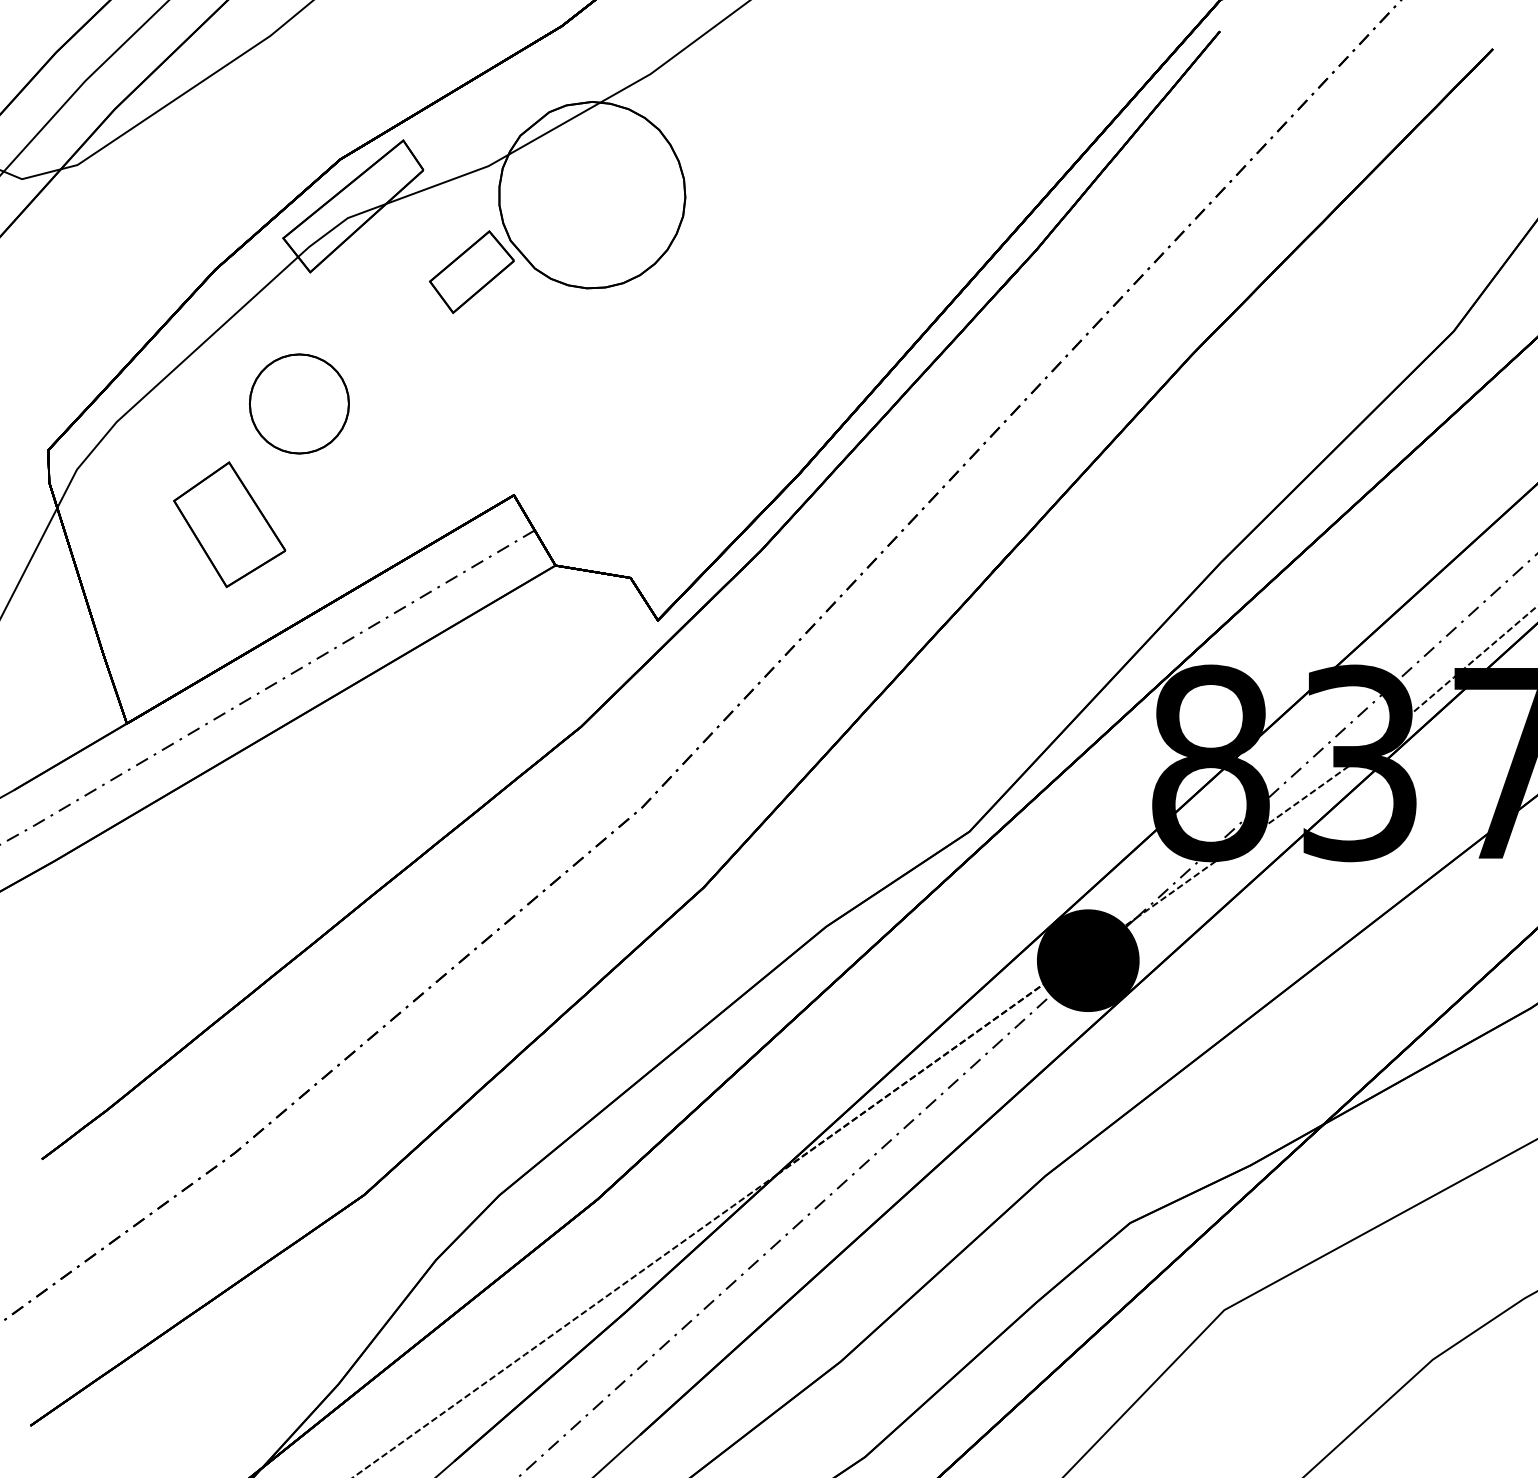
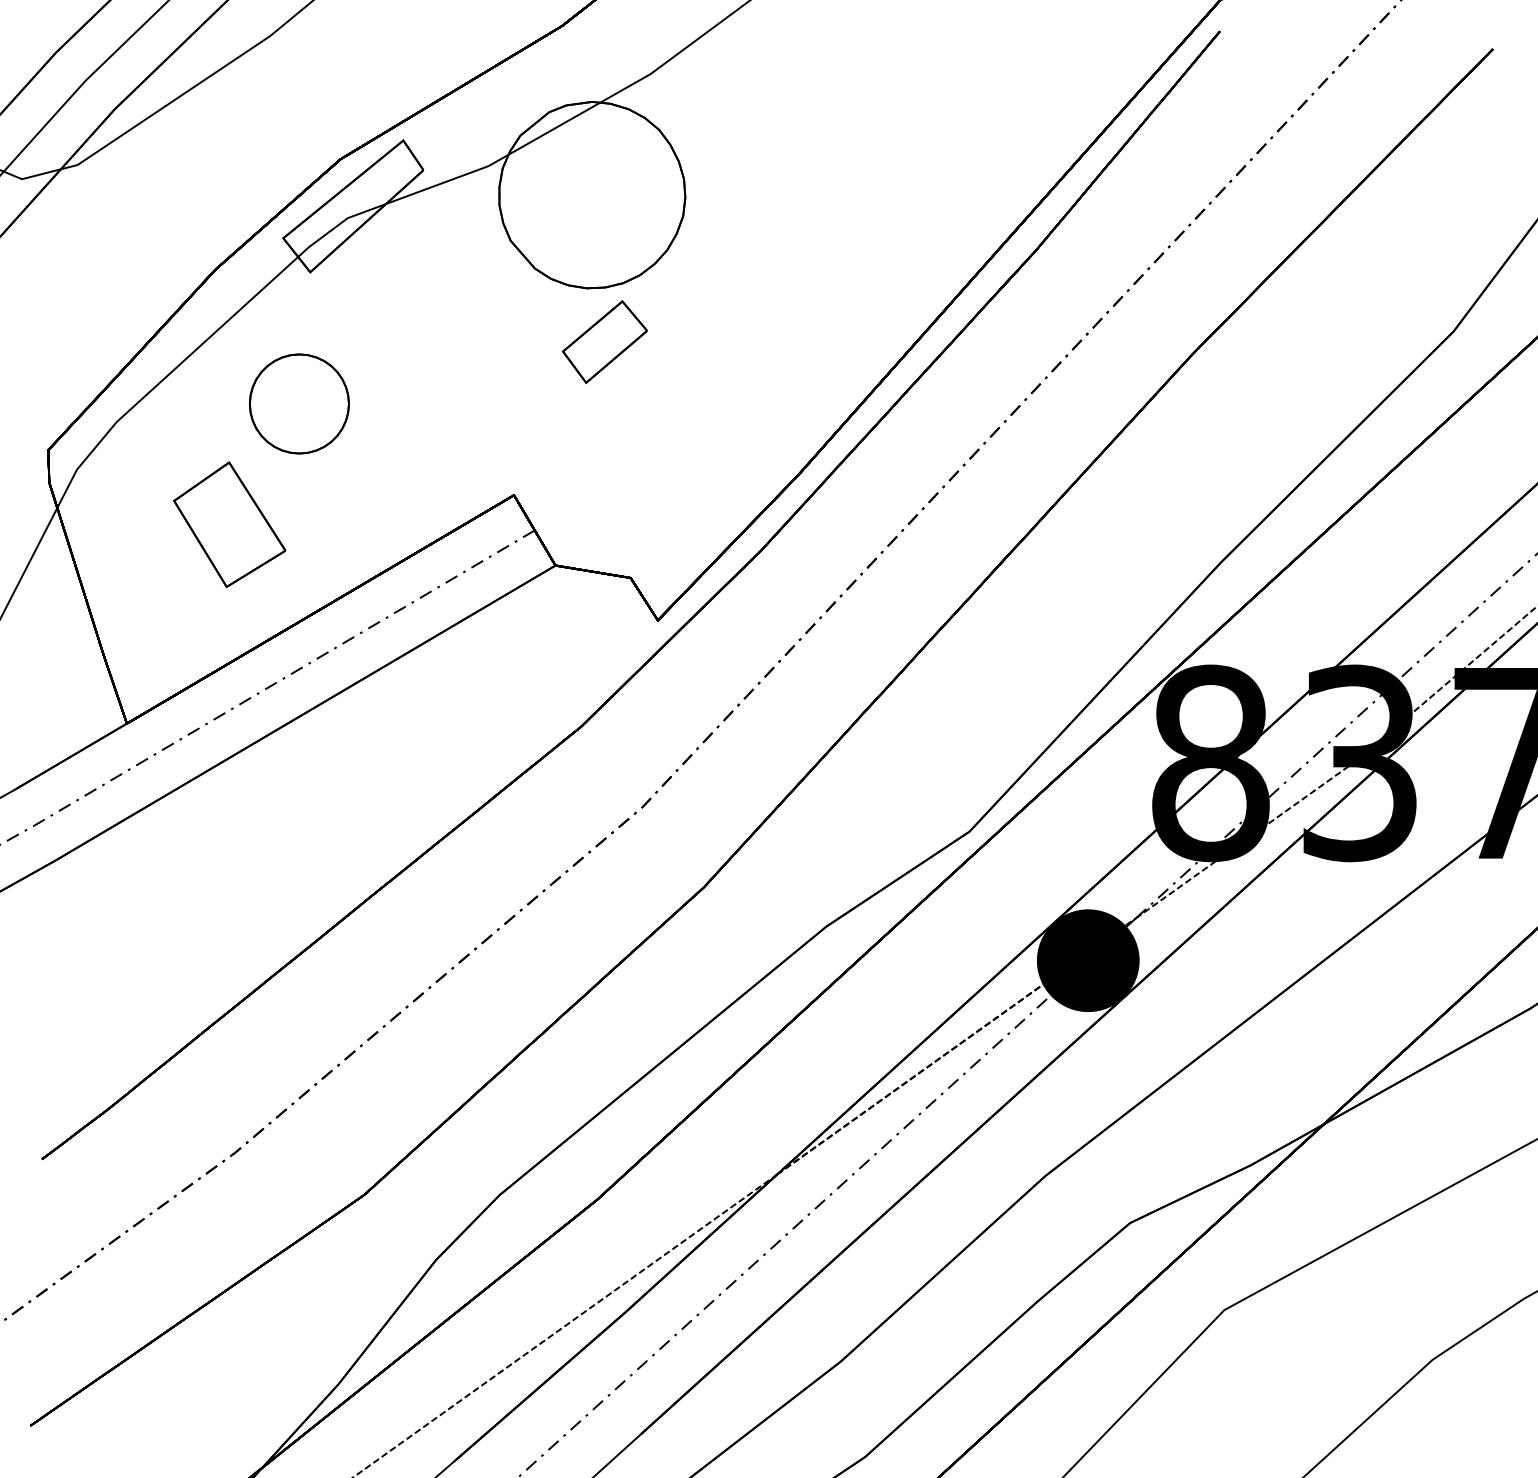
part position: (471, 271) -> (604, 341) (604, 341)
